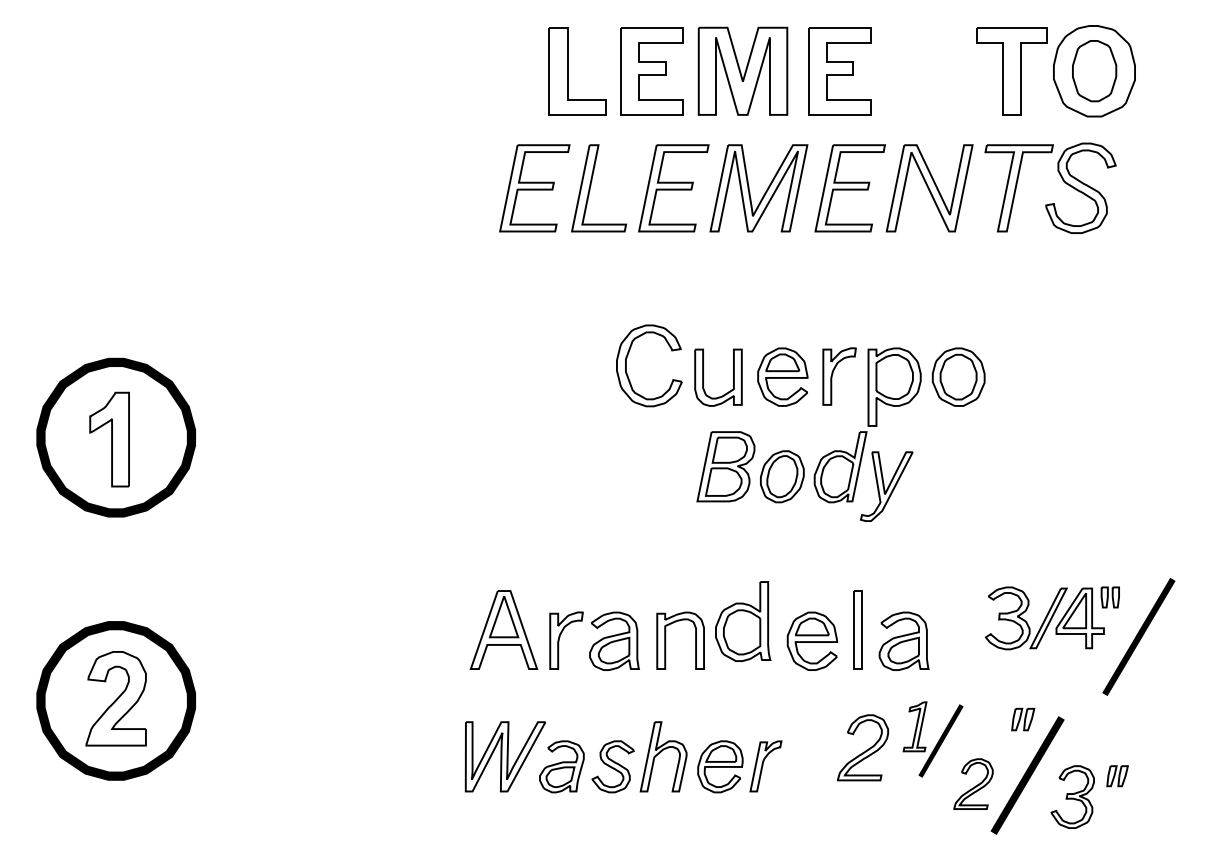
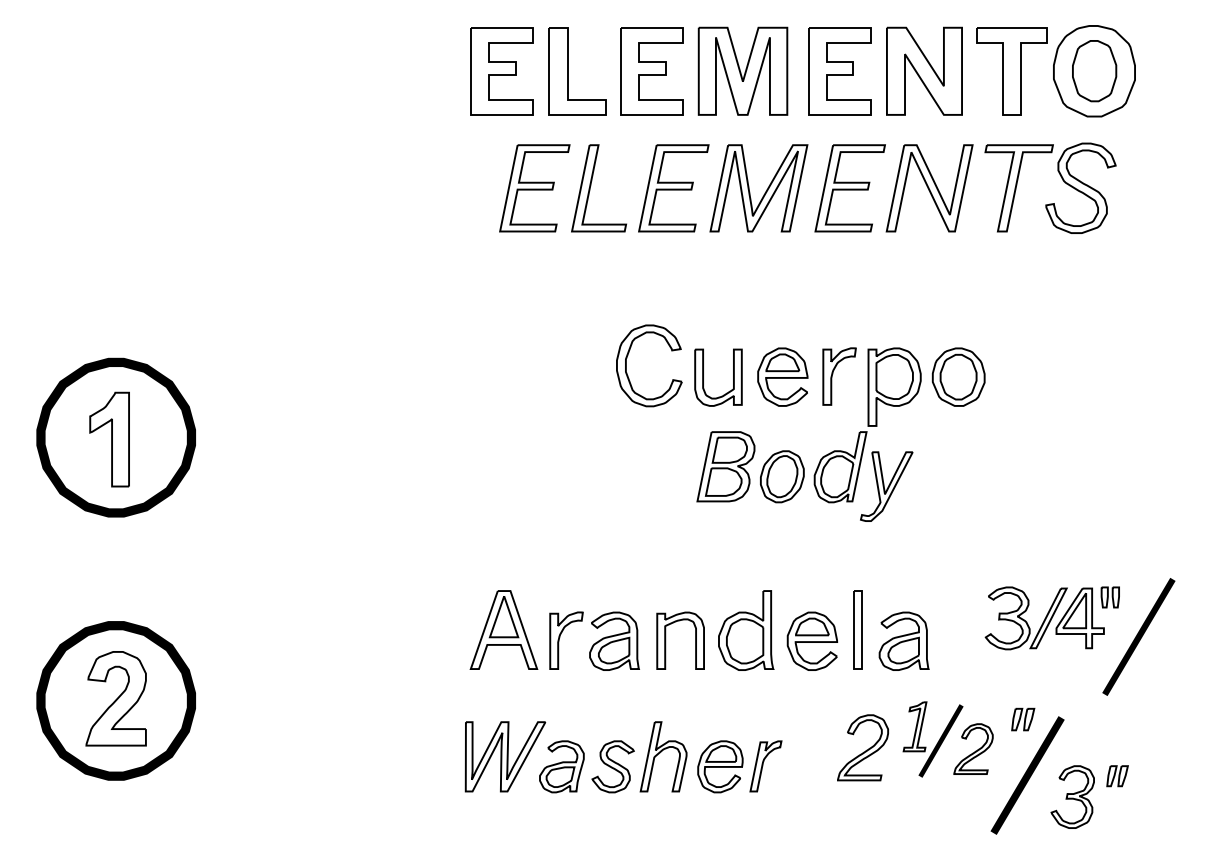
part: none -> present (924, 70)
part: none -> present (501, 71)
part position: (743, 621) -> (746, 630) (746, 630)
part position: (973, 783) -> (973, 748) (973, 748)
